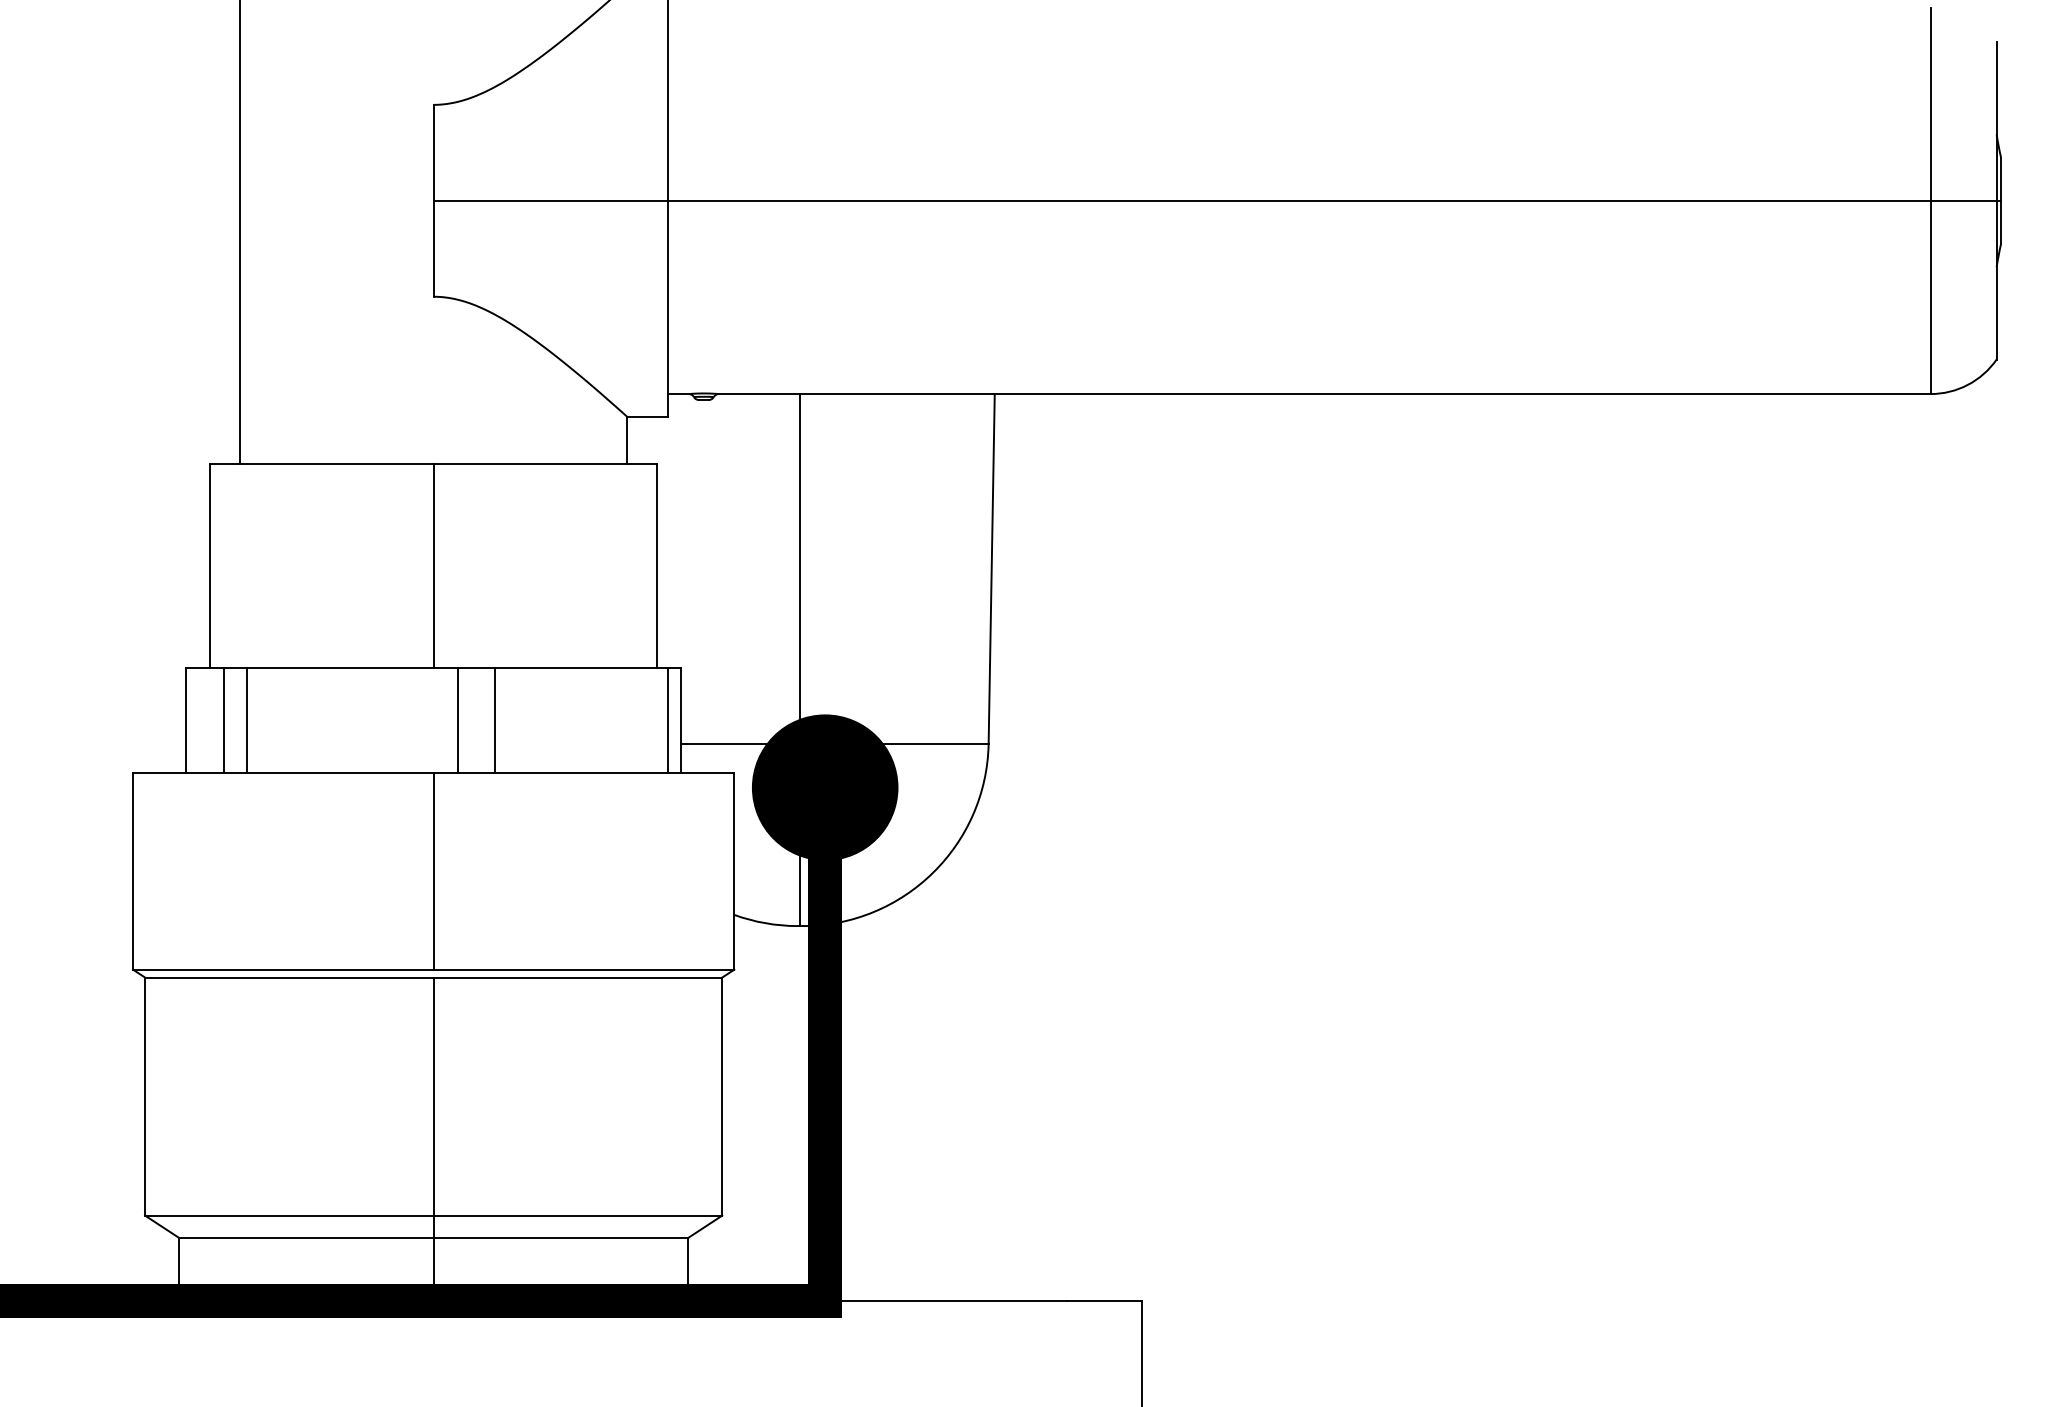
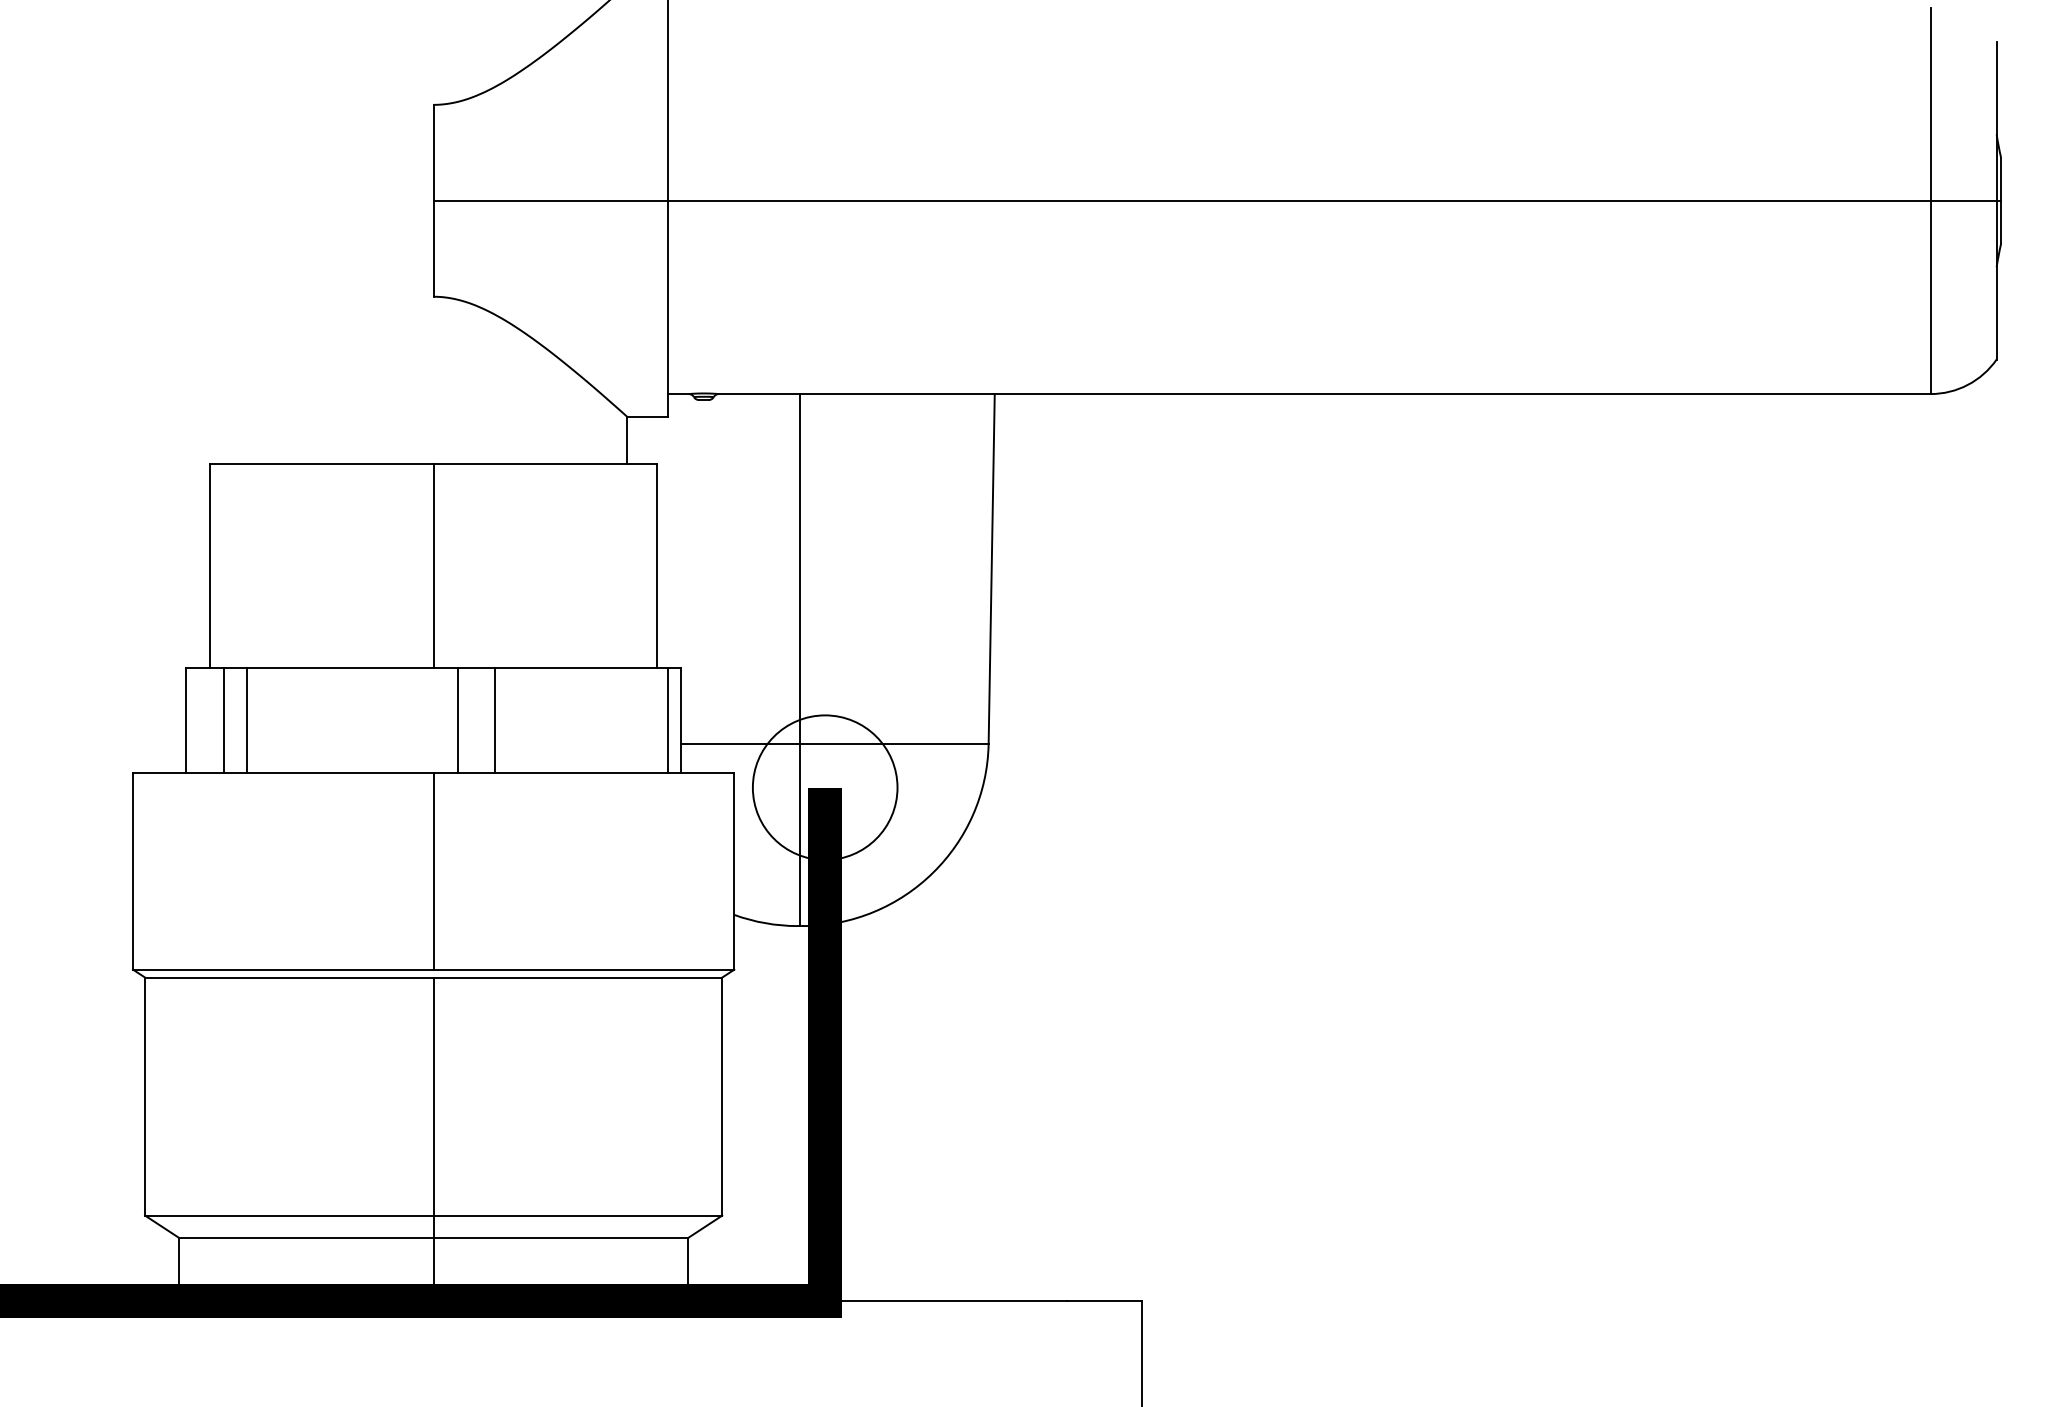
line: present -> none (240, 232)
fill: present -> none (824, 787)
